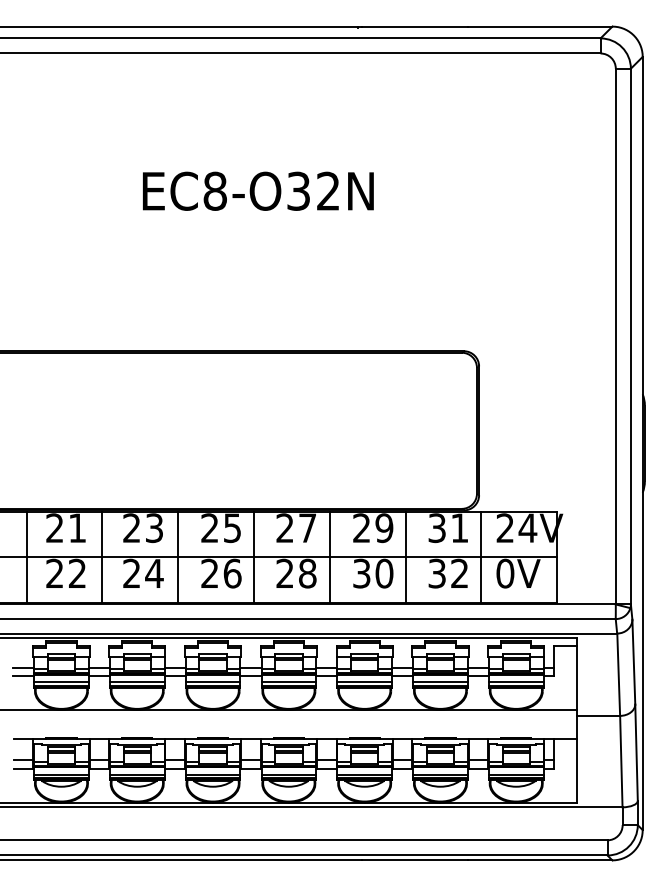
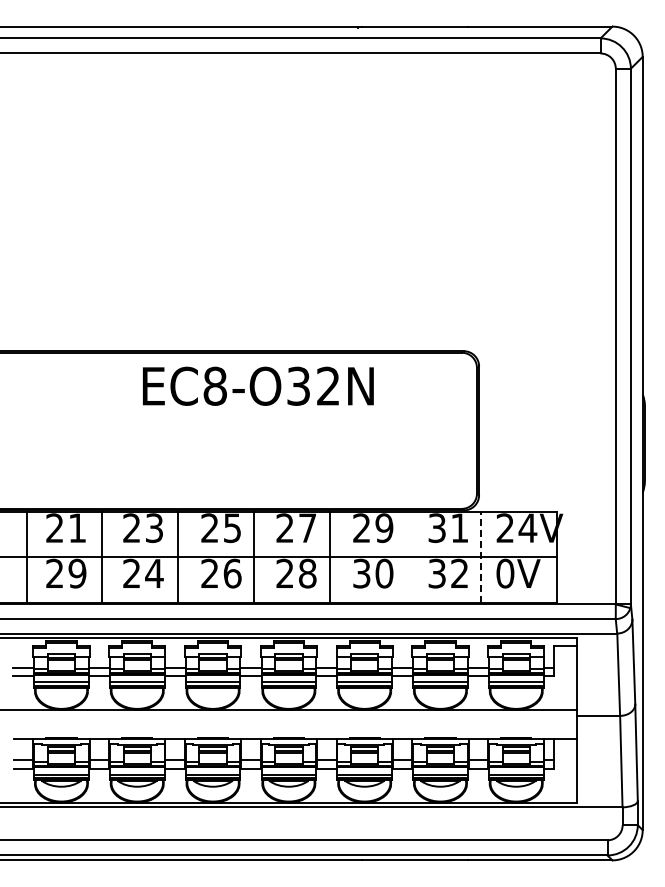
text position: (258, 190) -> (258, 385) (258, 385)
line: present -> none (405, 556)
line: solid -> dashed (481, 556)
text: 22 -> 29 (77, 573)
